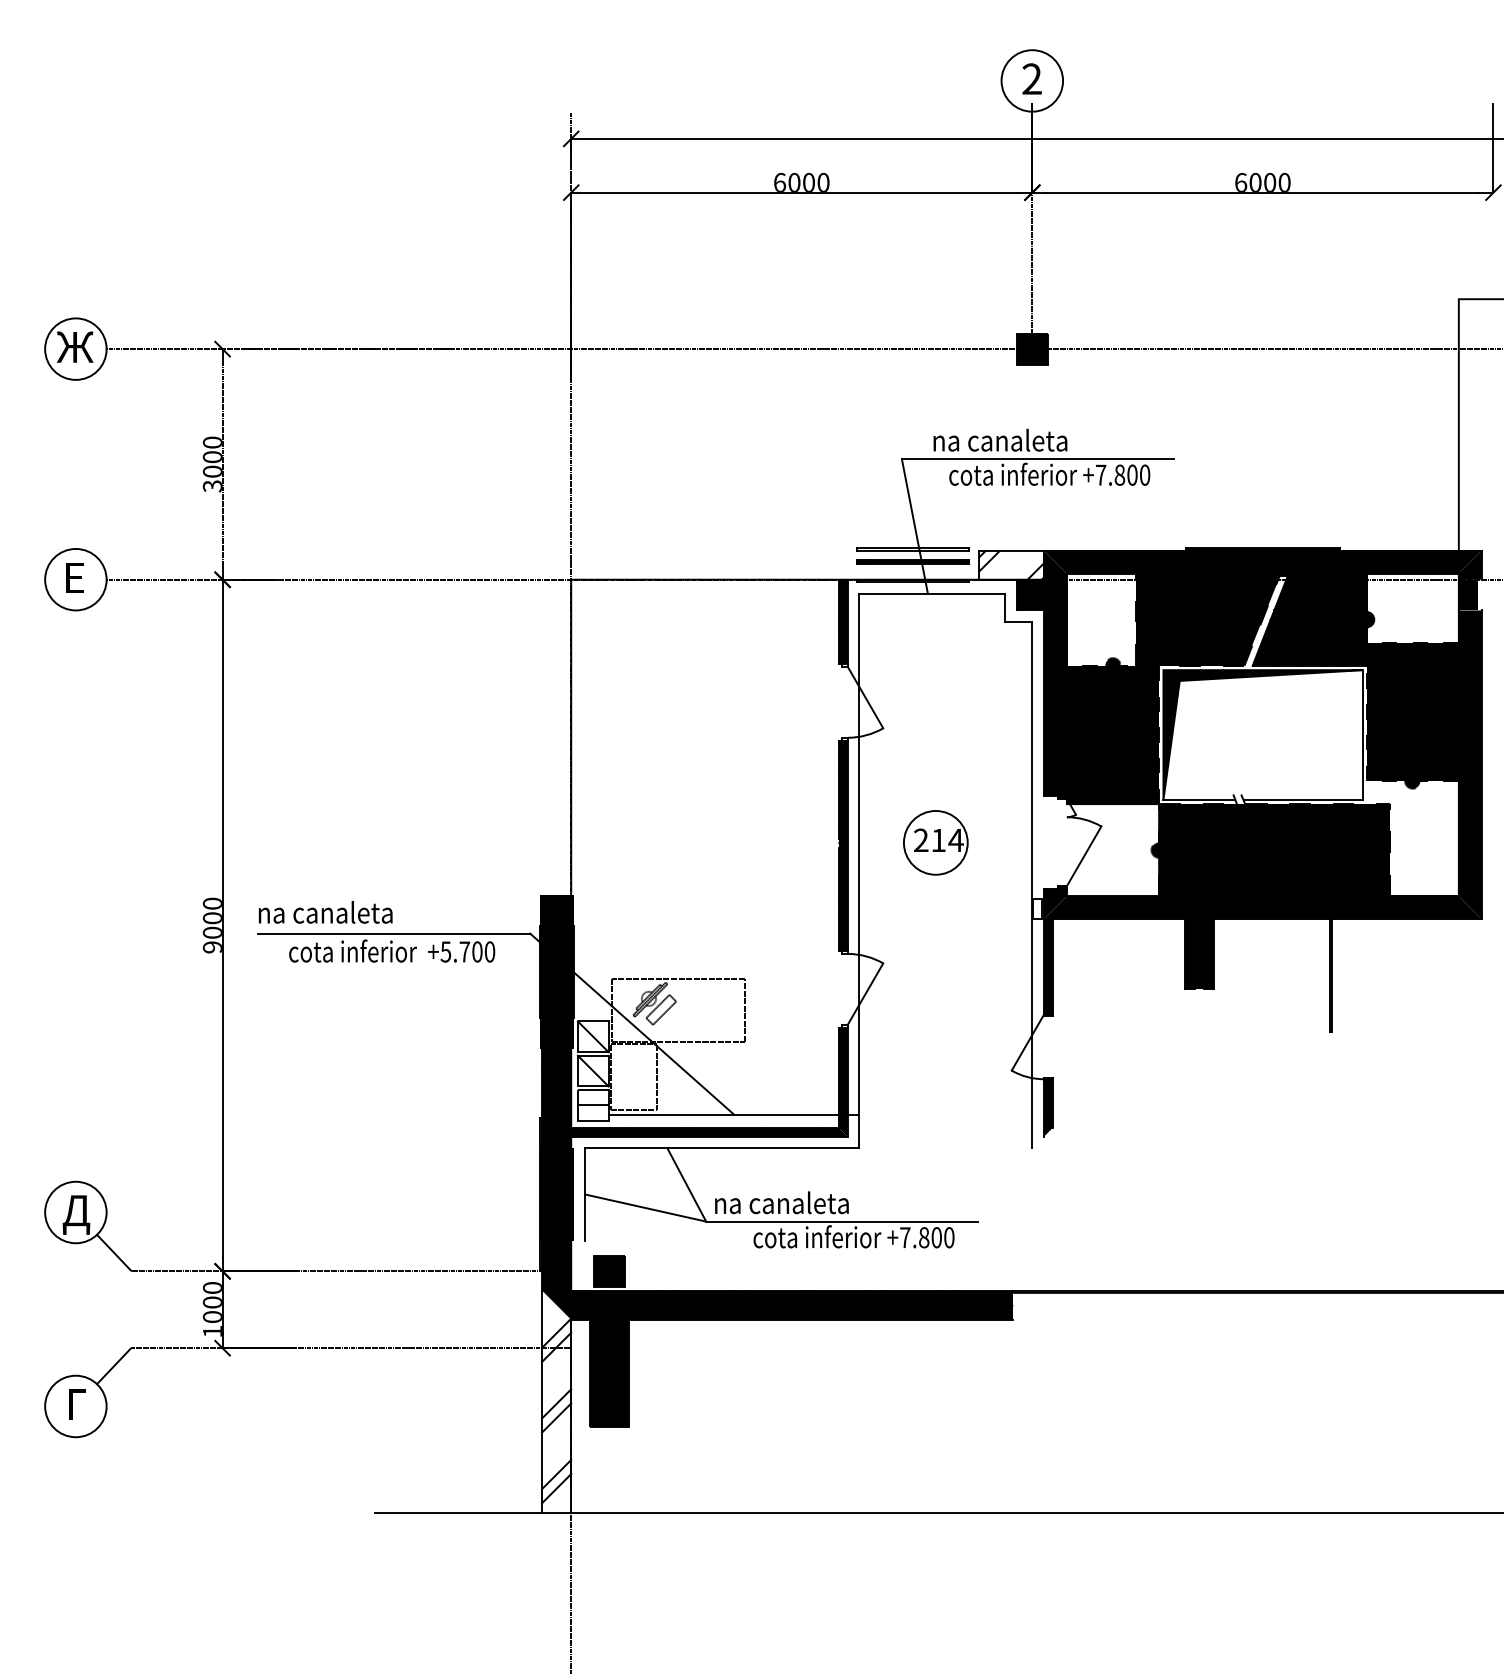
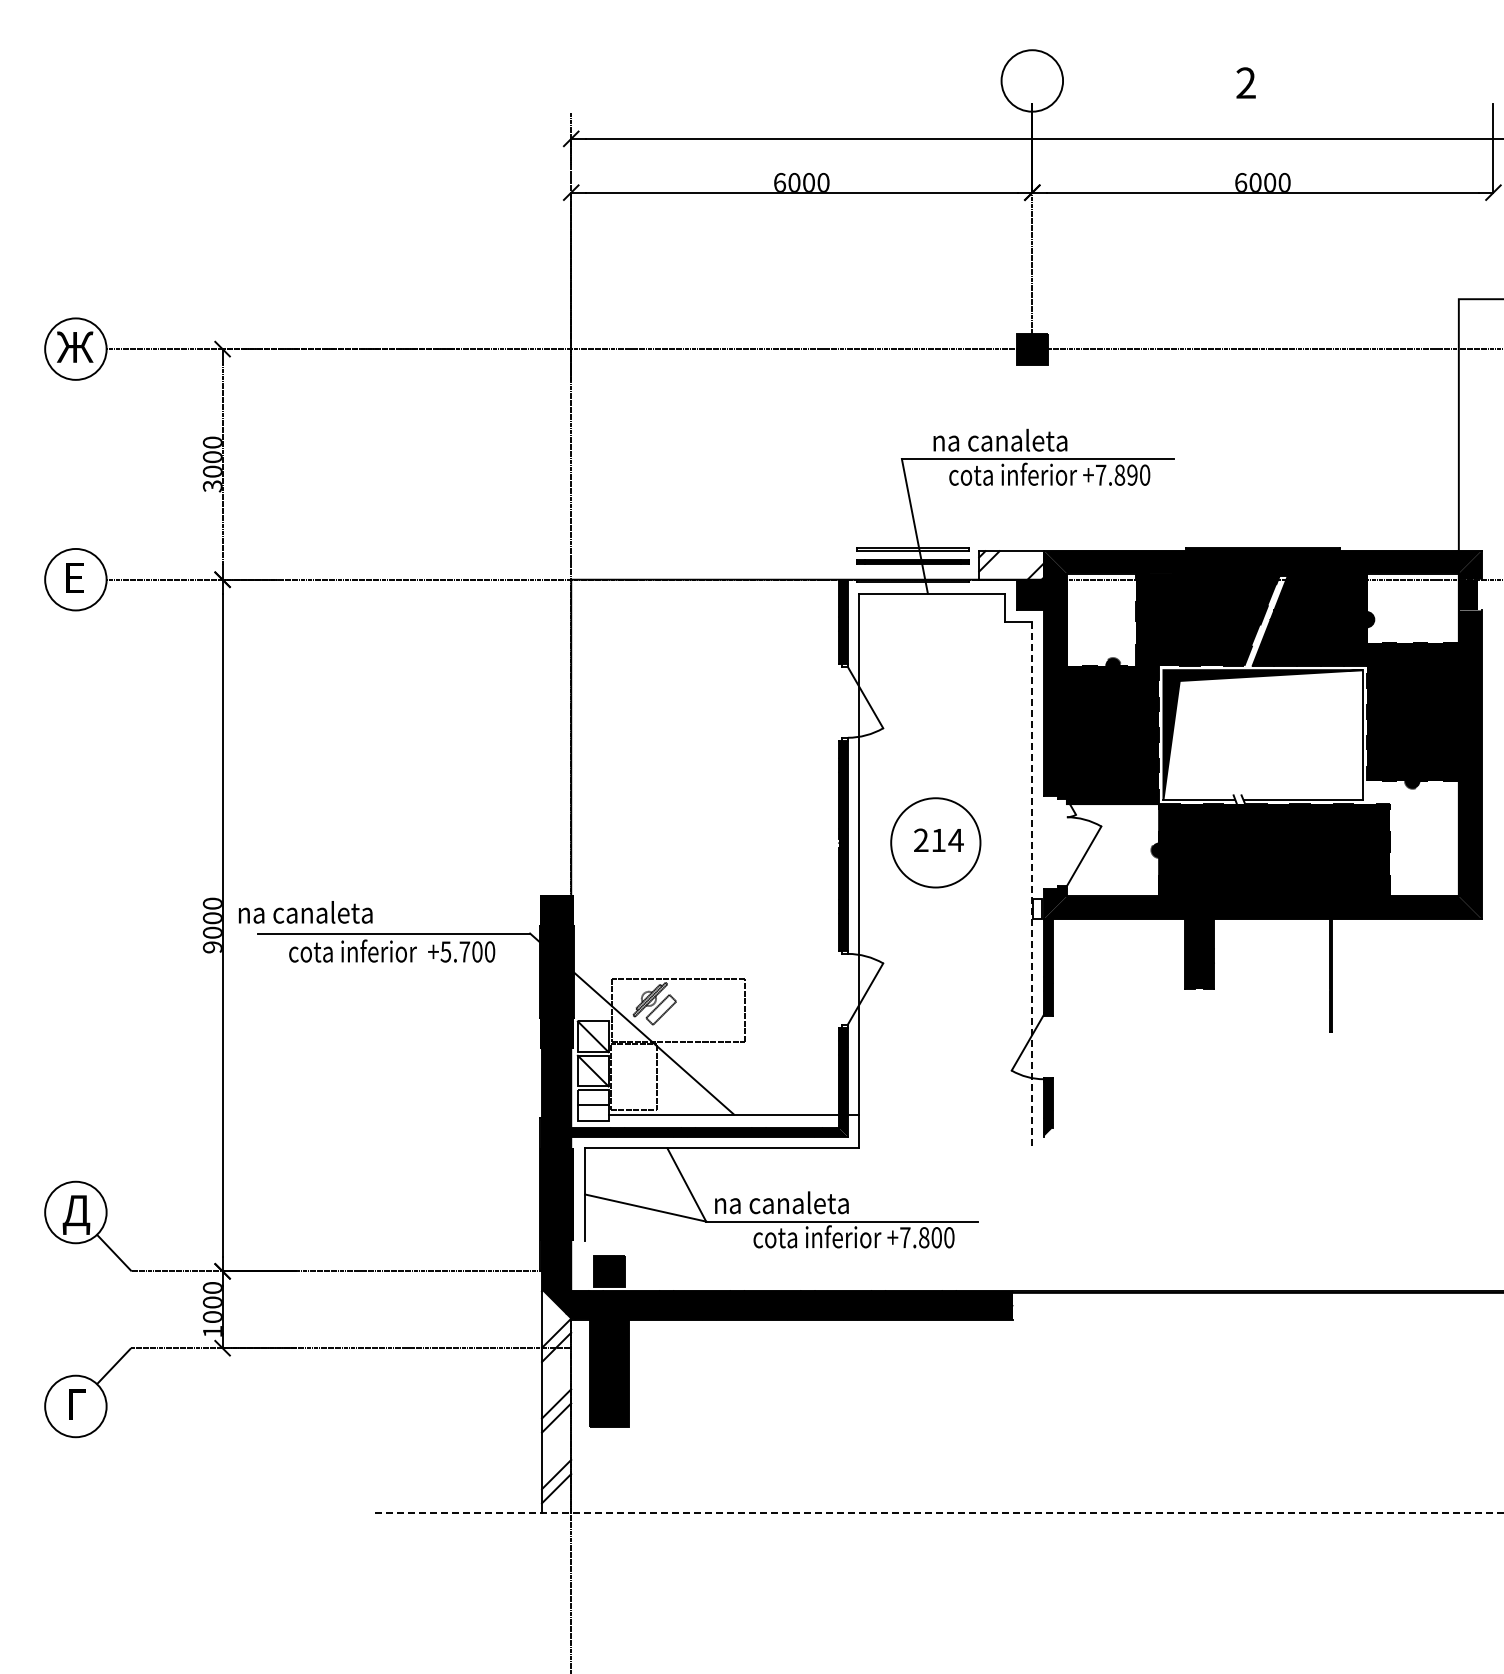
text position: (1031, 78) -> (1245, 82) (1245, 82)
text: +7.800 -> +7.890 (1132, 474)
circle diameter: 64 px -> 89 px (935, 842)
line: solid -> dashed (1032, 885)
text position: (325, 912) -> (305, 912) (305, 912)
line: solid -> dashed (939, 1512)
